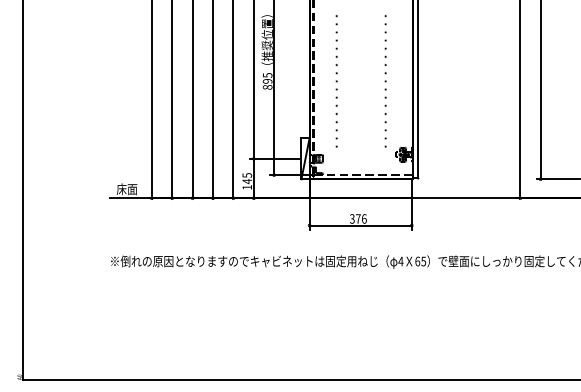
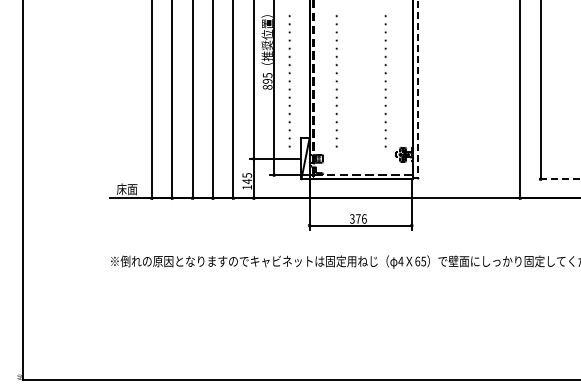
part: none -> present (289, 81)
line: solid -> dashed (418, 89)
line: solid -> dashed (558, 179)
